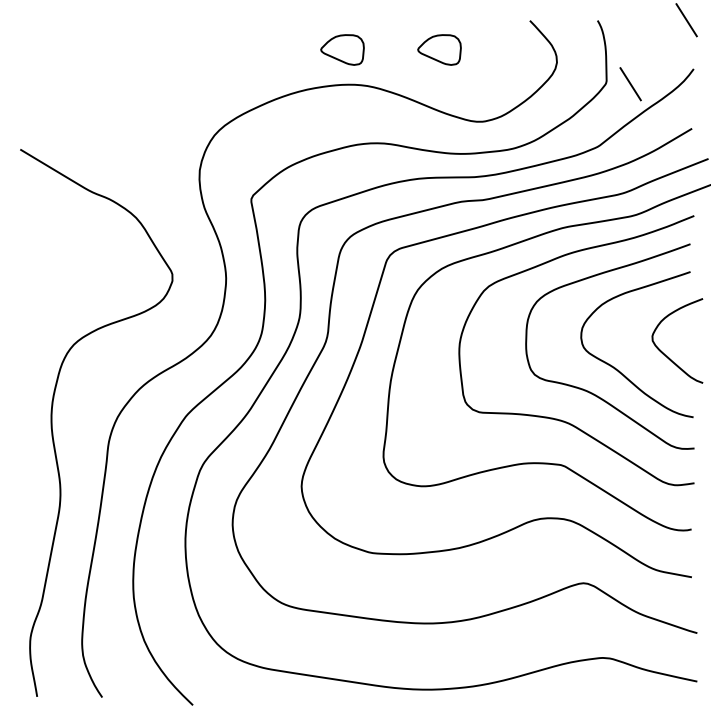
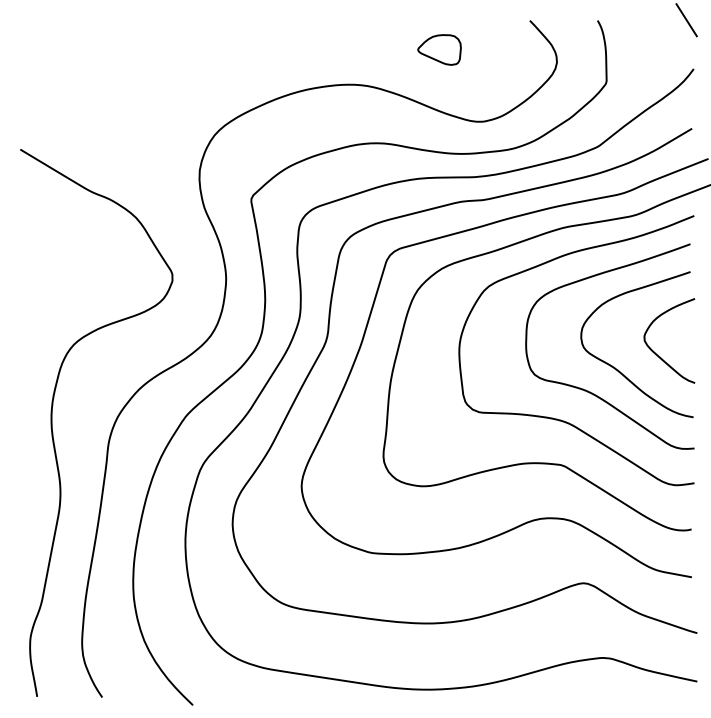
part: present -> none (342, 49)
line: present -> none (630, 84)
curve position: (668, 356) -> (660, 356) (660, 356)
